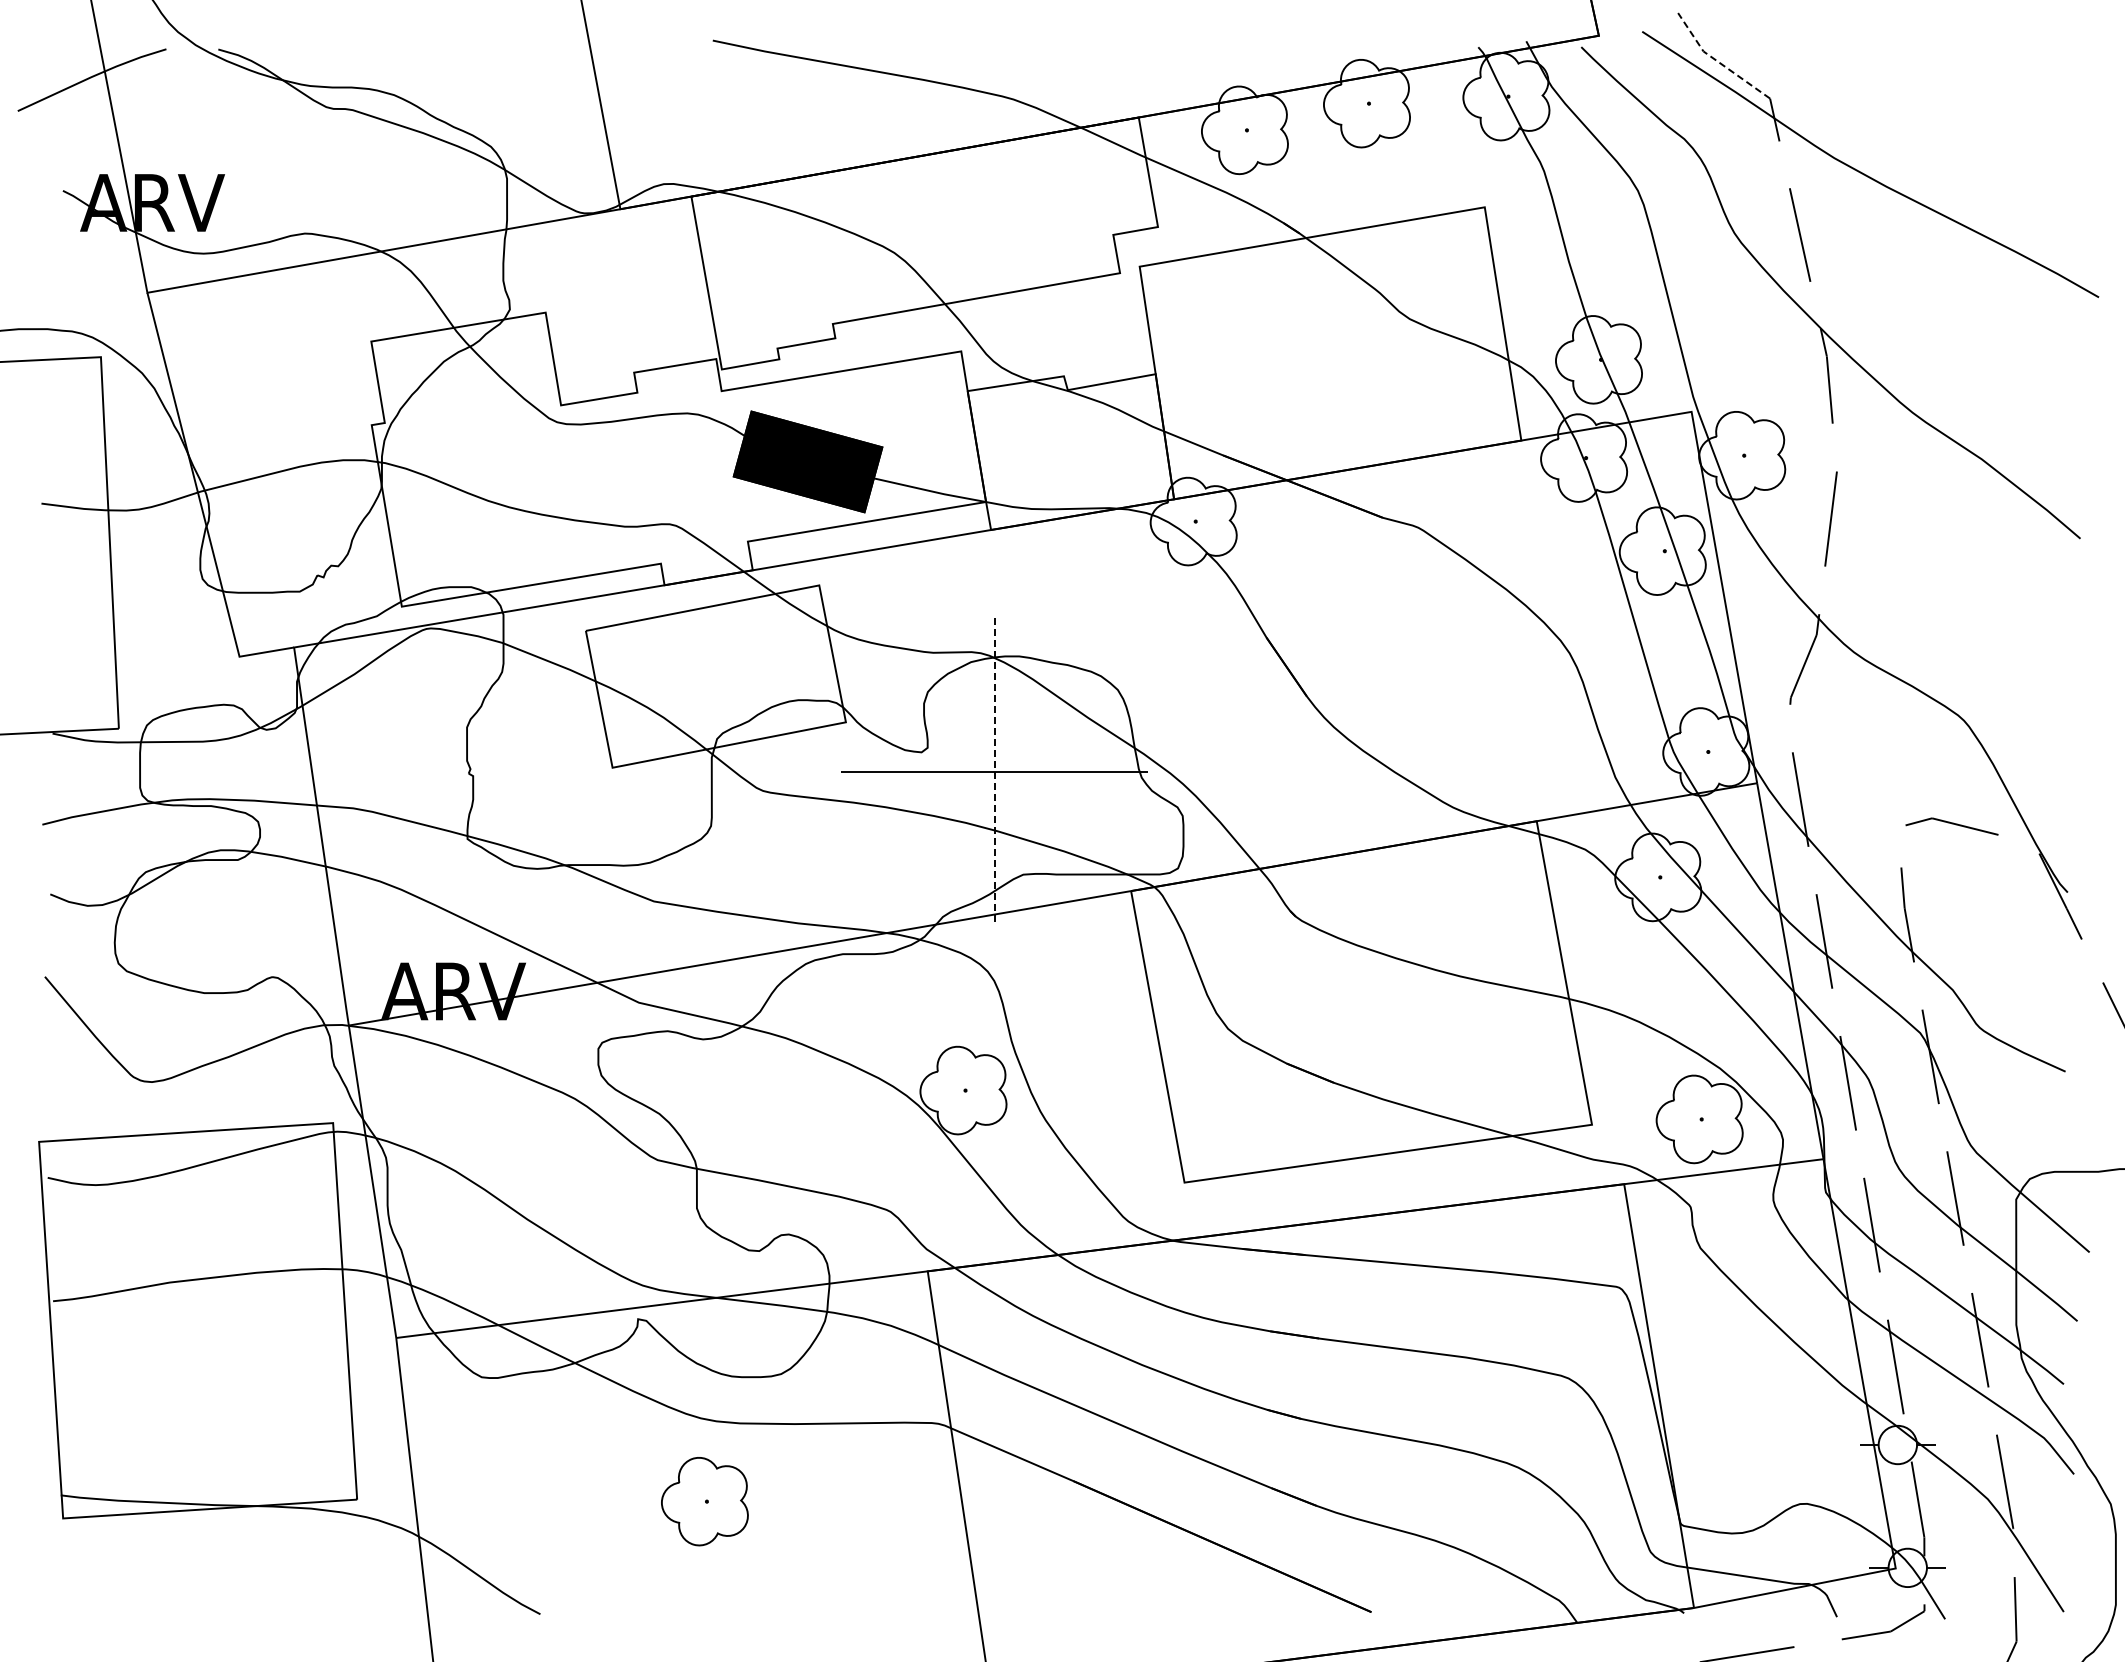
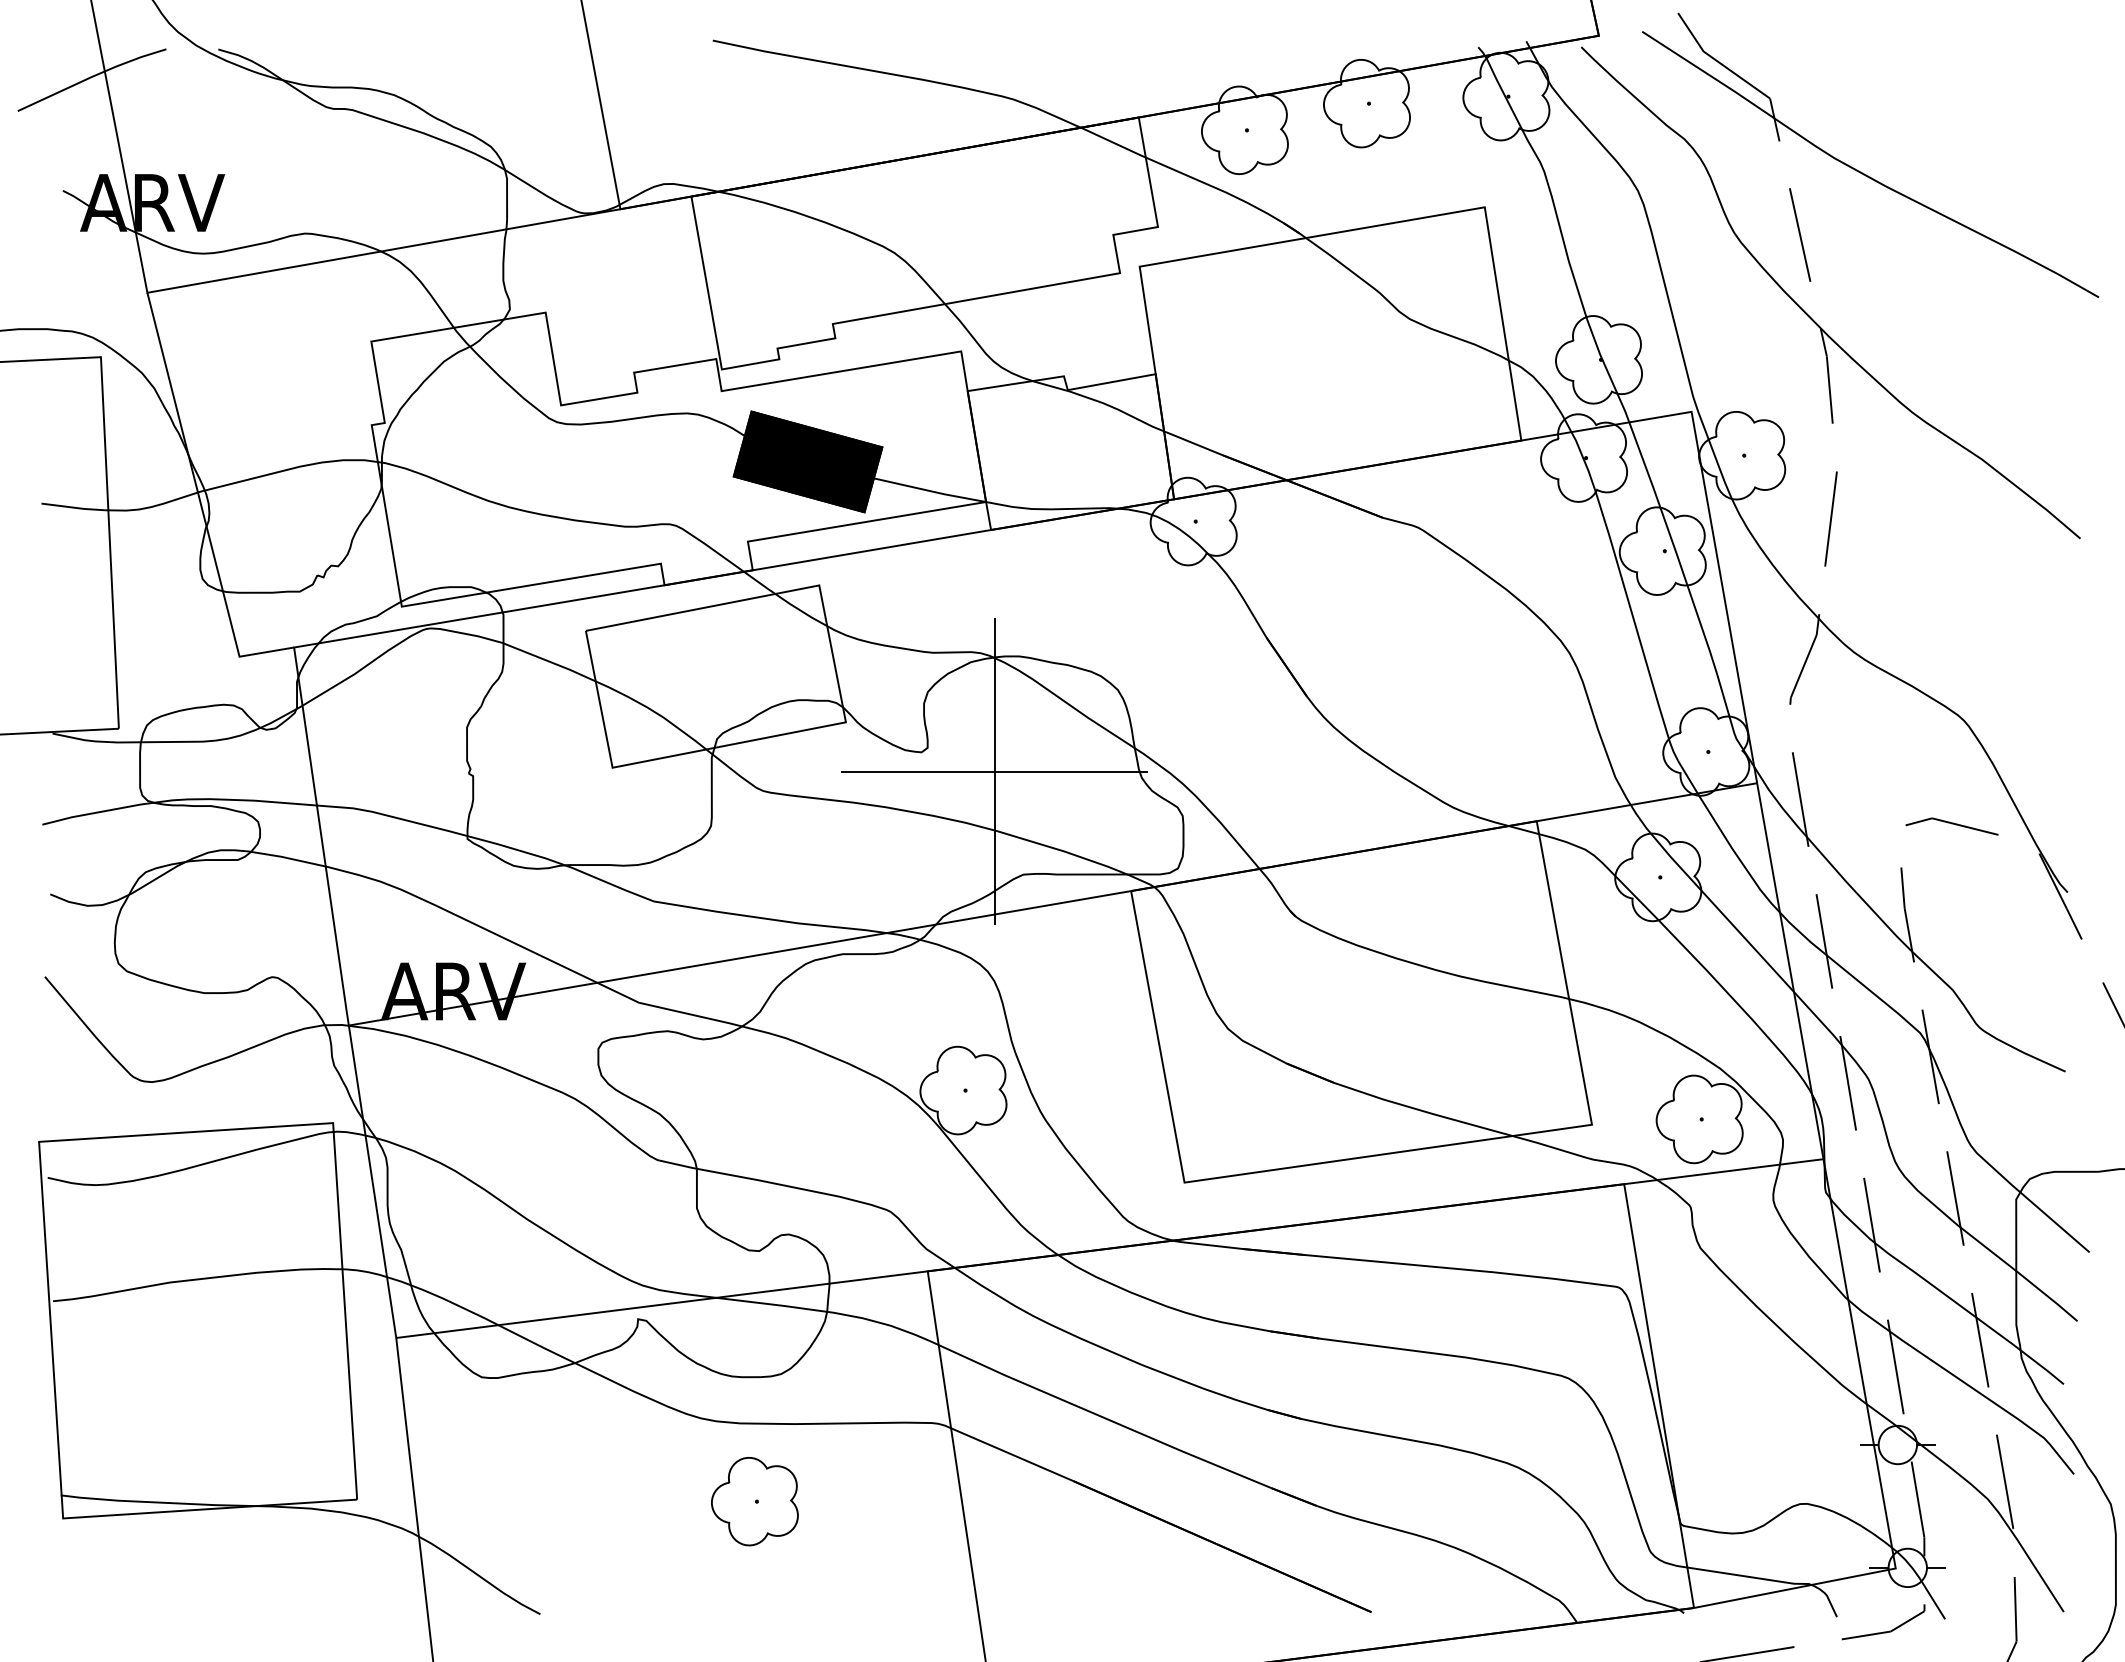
line: dashed -> solid (1717, 61)
line: dashed -> solid (994, 772)
part position: (704, 1501) -> (754, 1501) (754, 1501)
